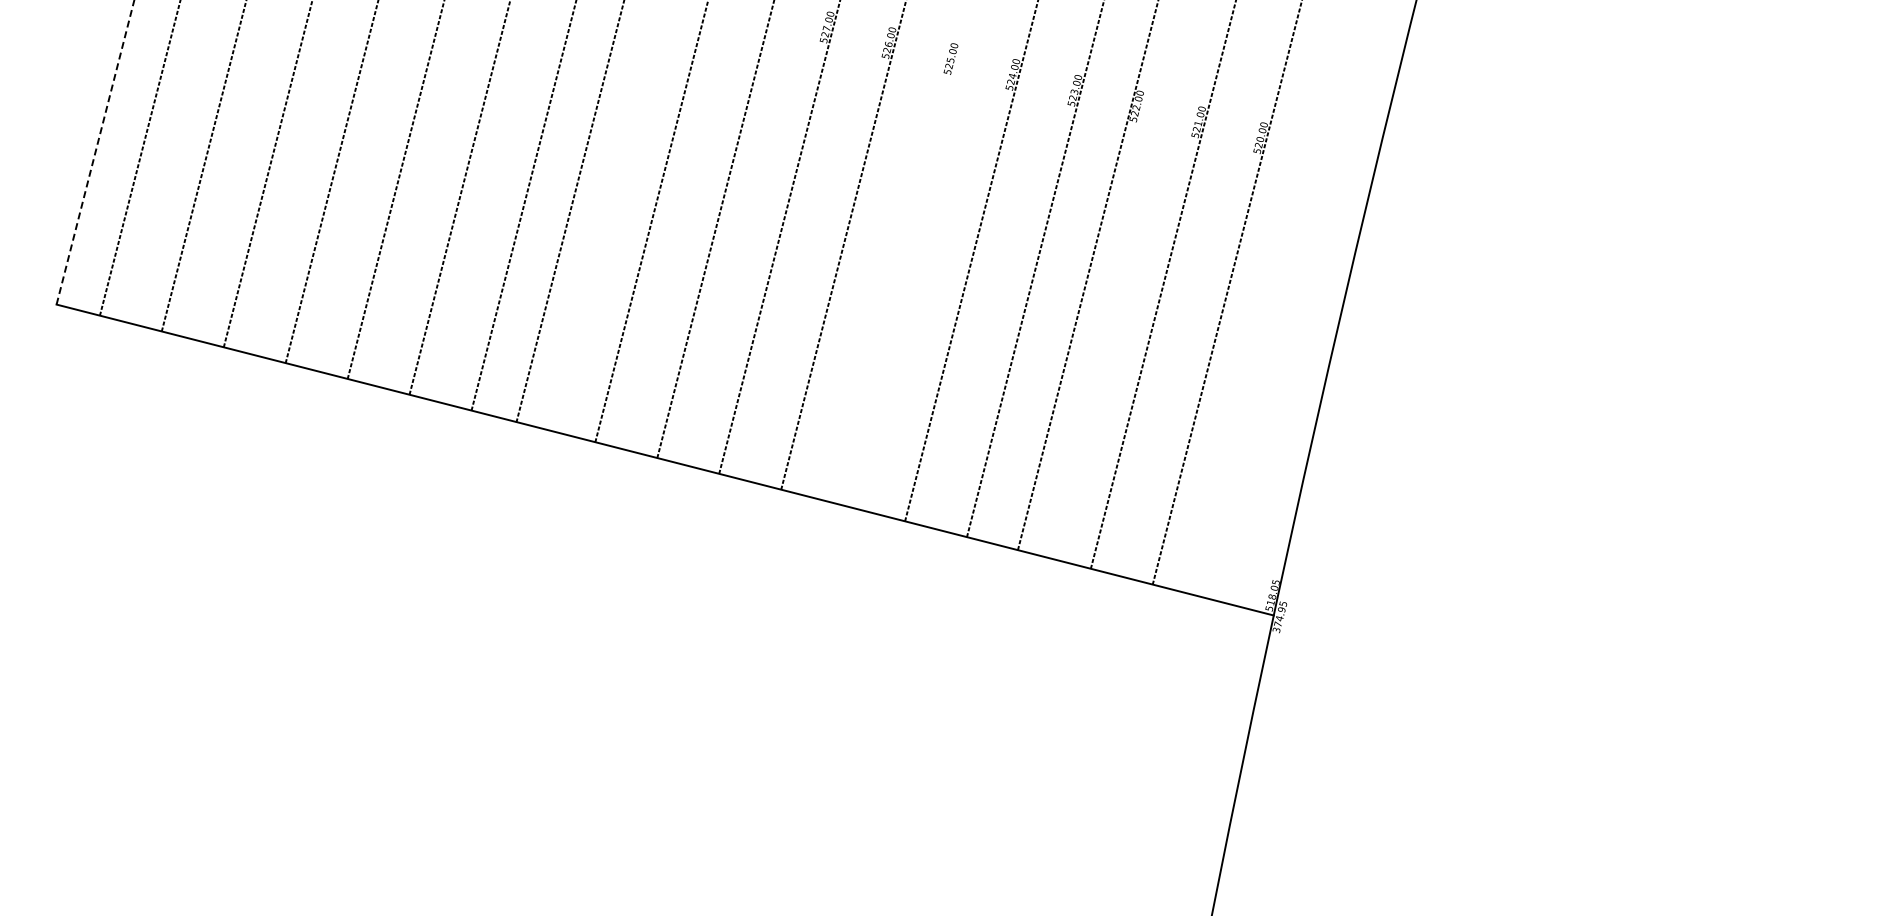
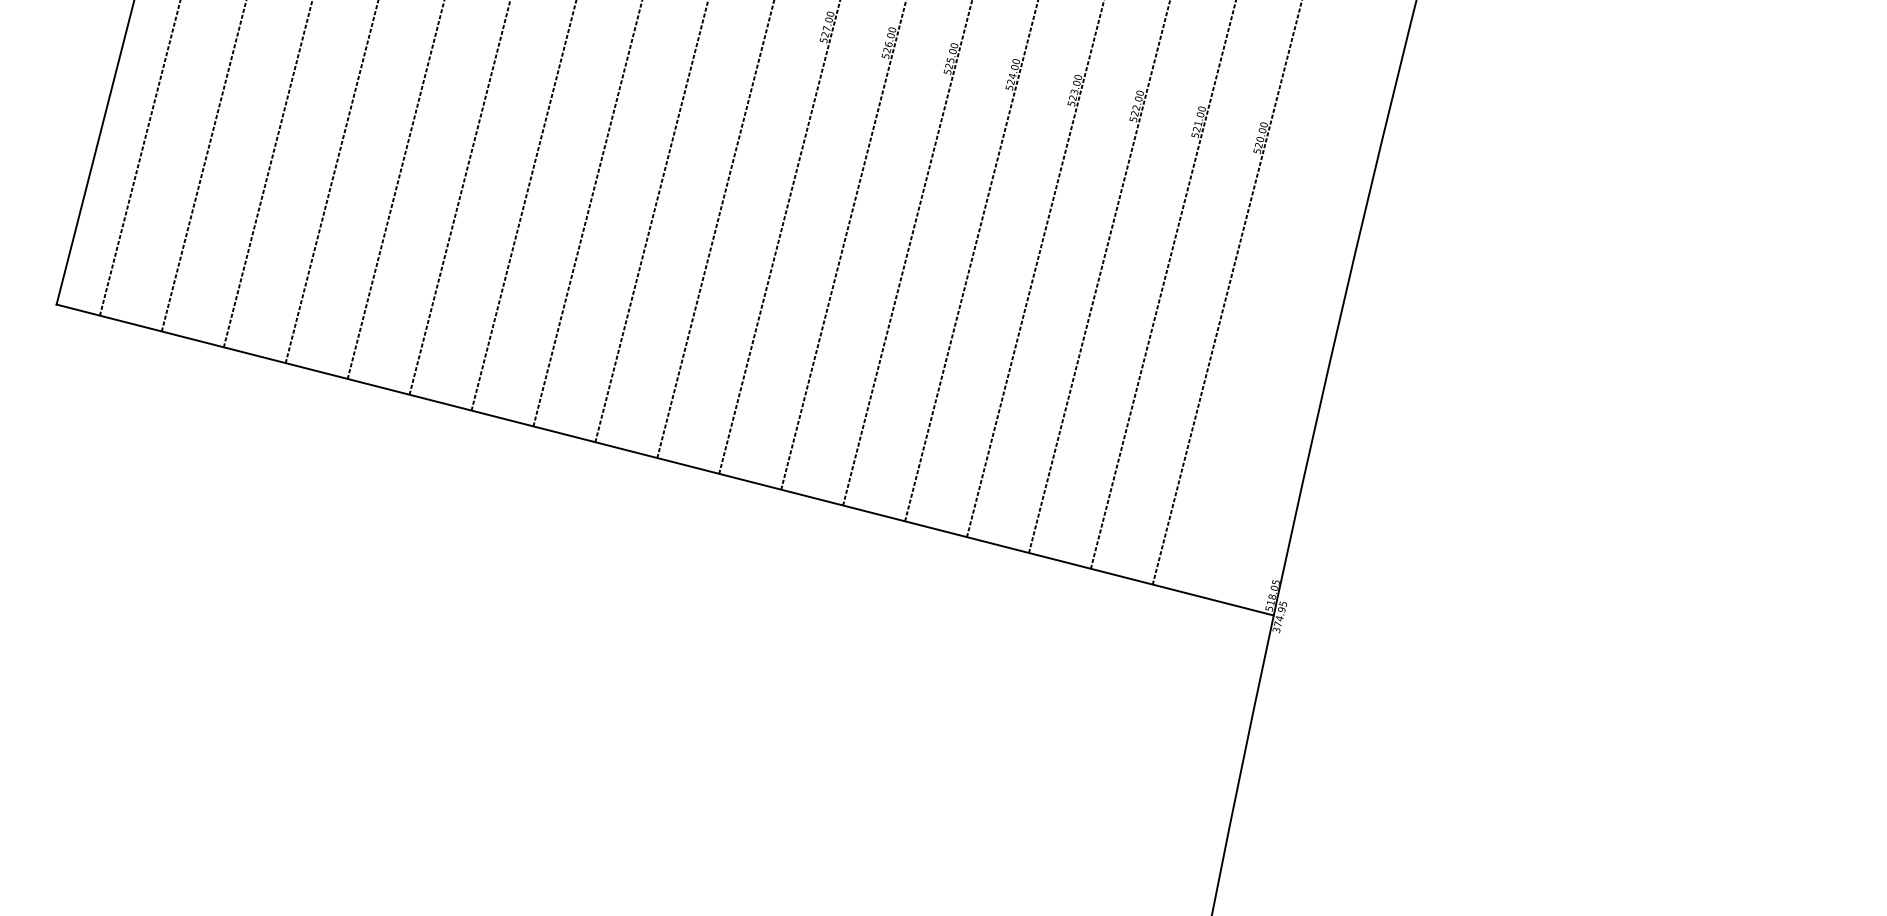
line: dashed -> solid (95, 152)
line position: (569, 212) -> (587, 214) (587, 214)
line: none -> present (907, 253)
line position: (1087, 275) -> (1098, 277) (1098, 277)
